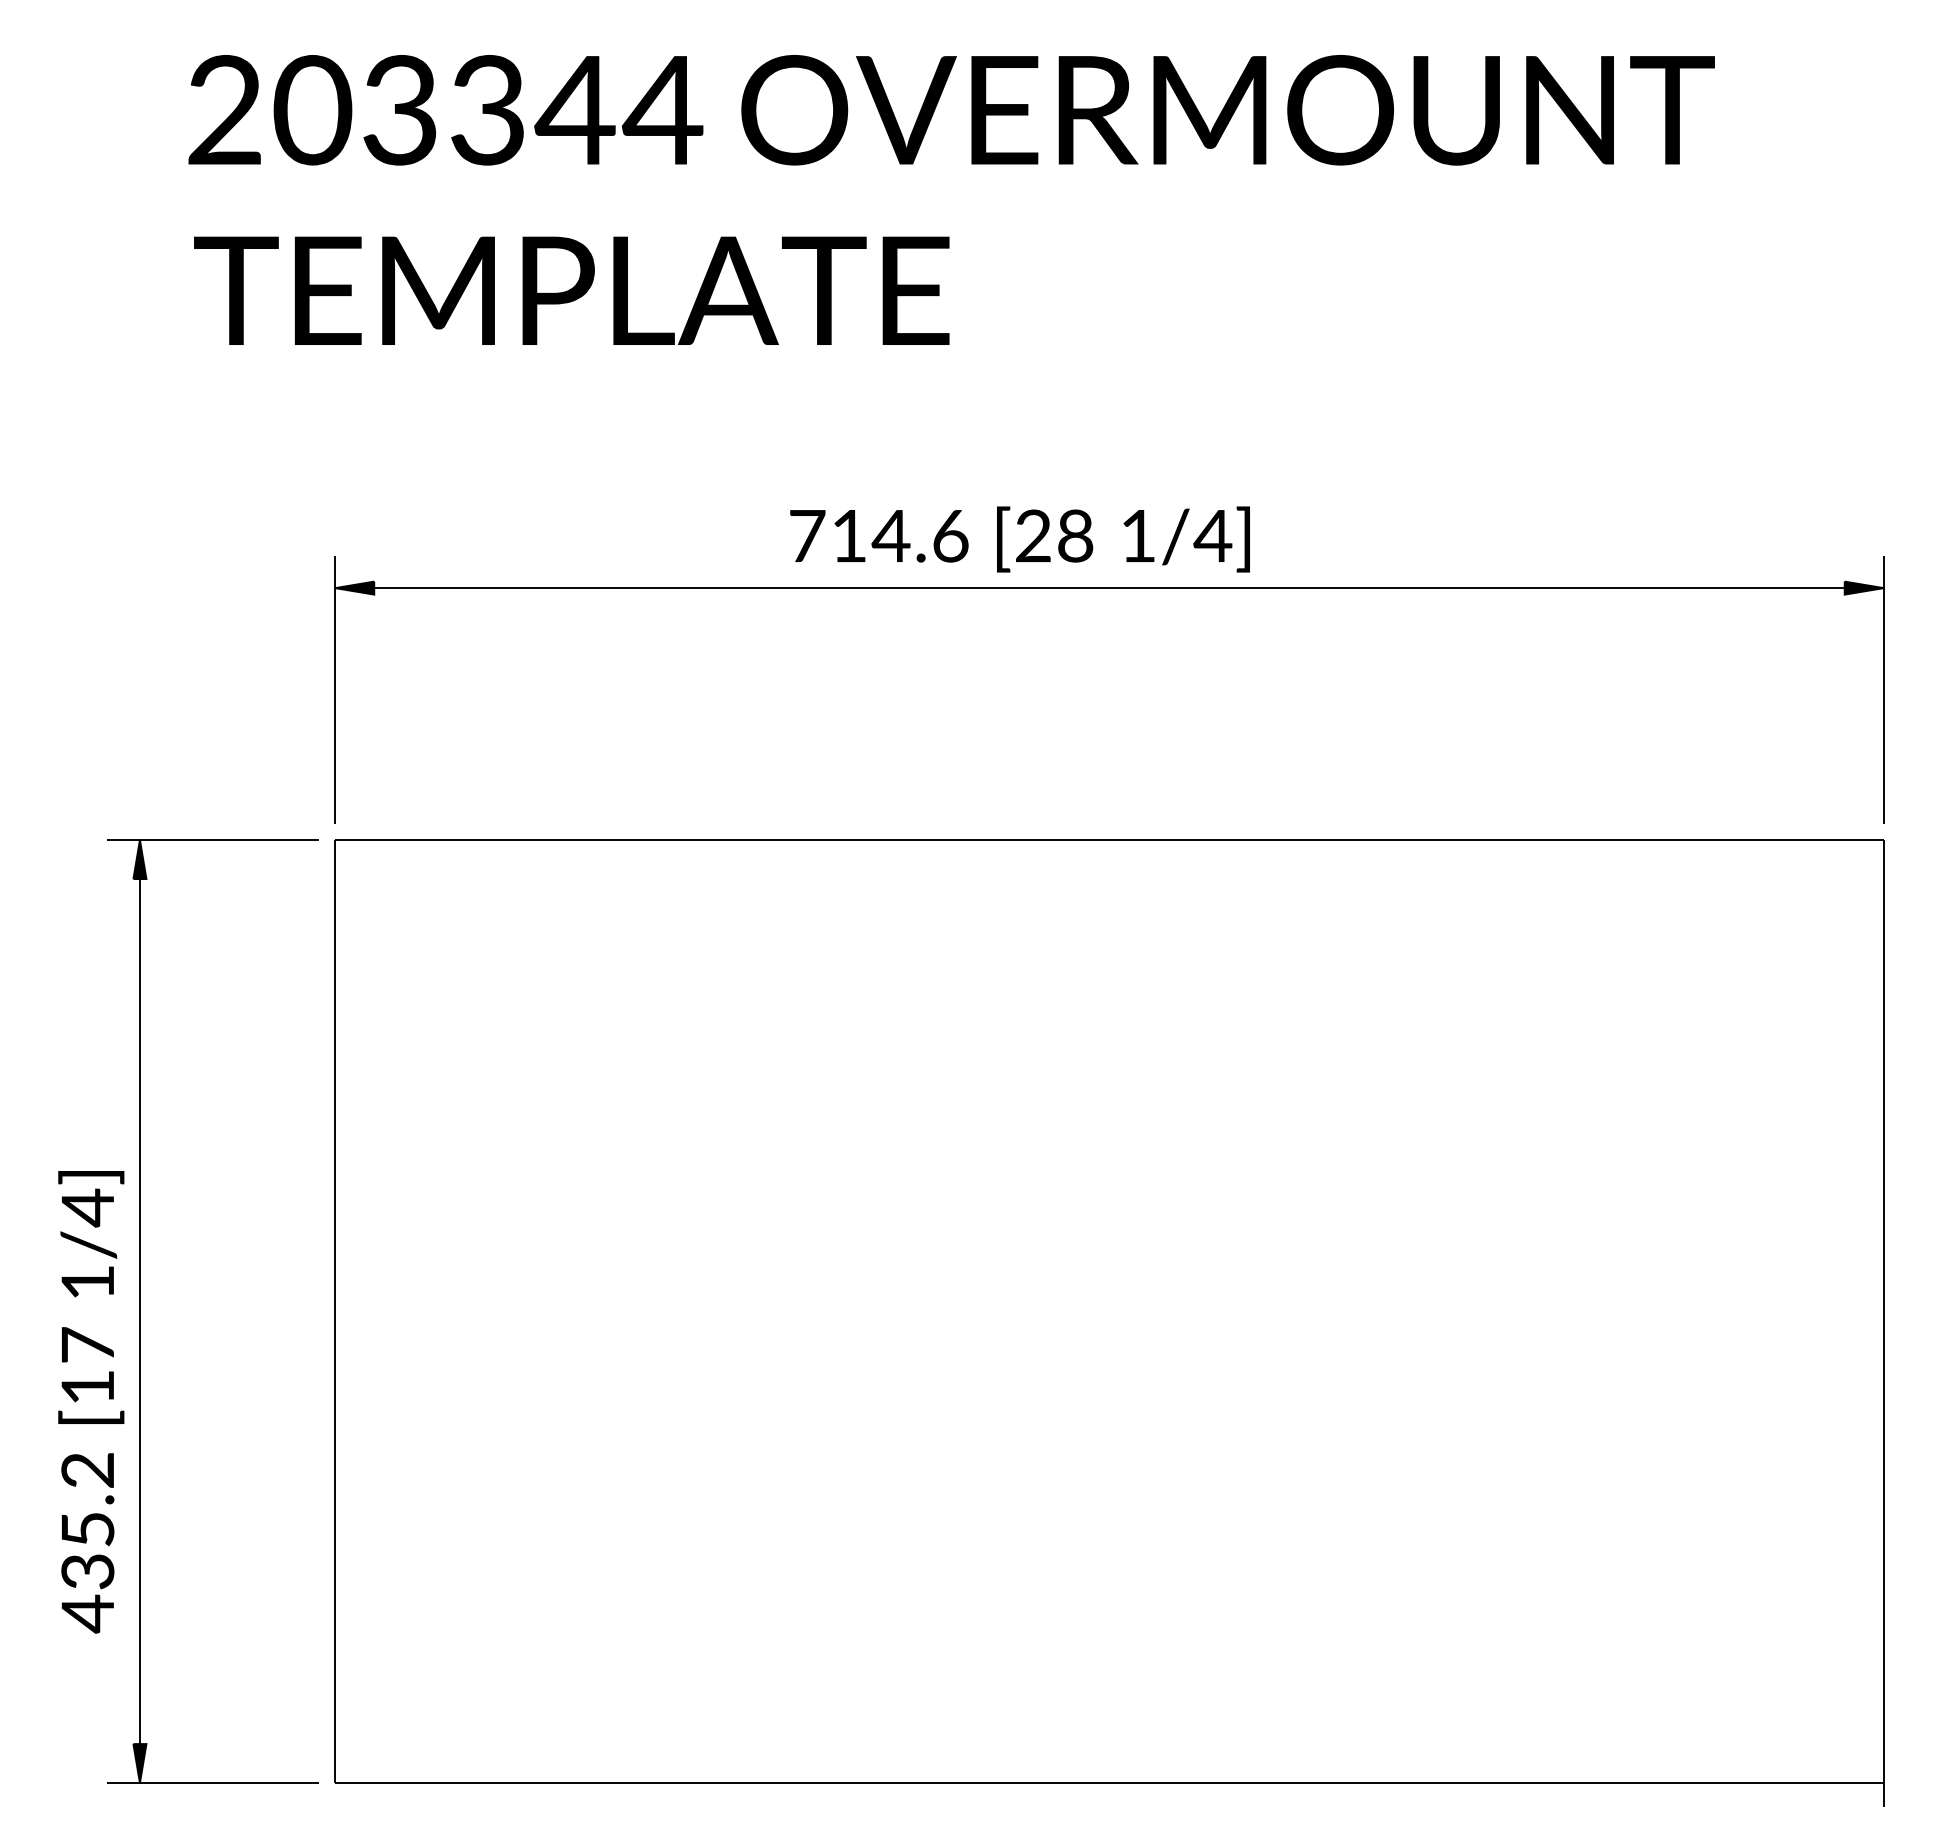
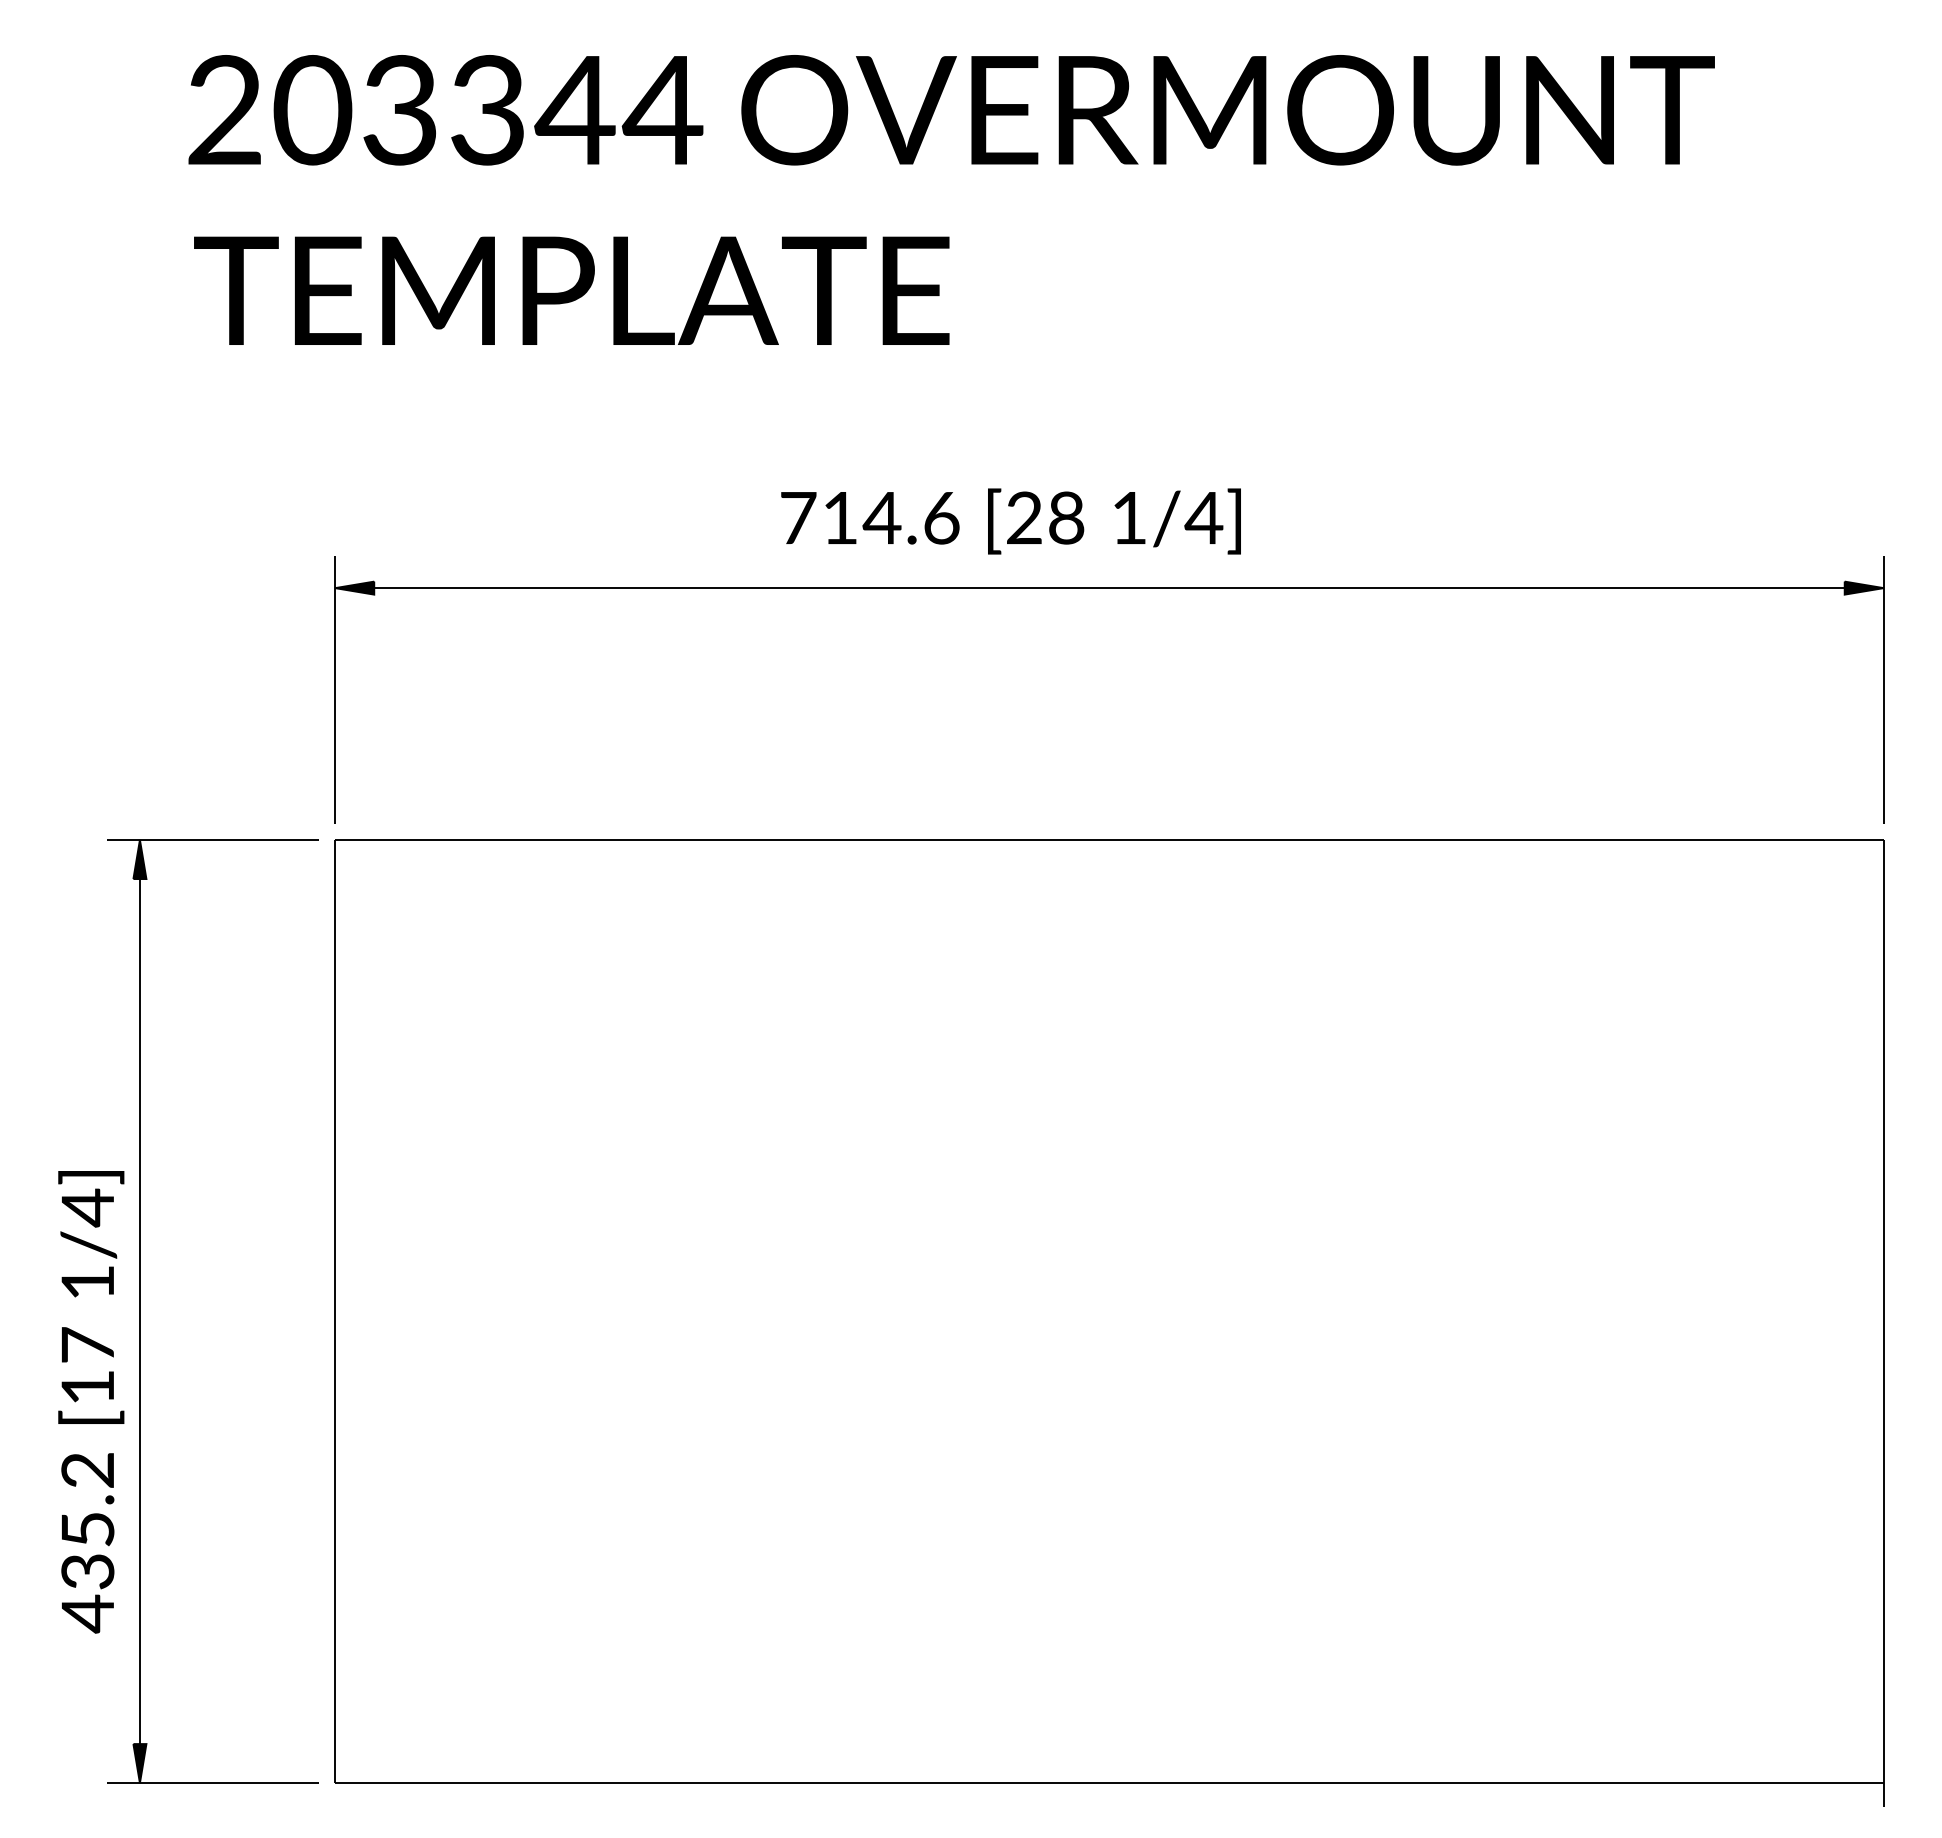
text position: (1019, 539) -> (1010, 521) (1010, 521)
